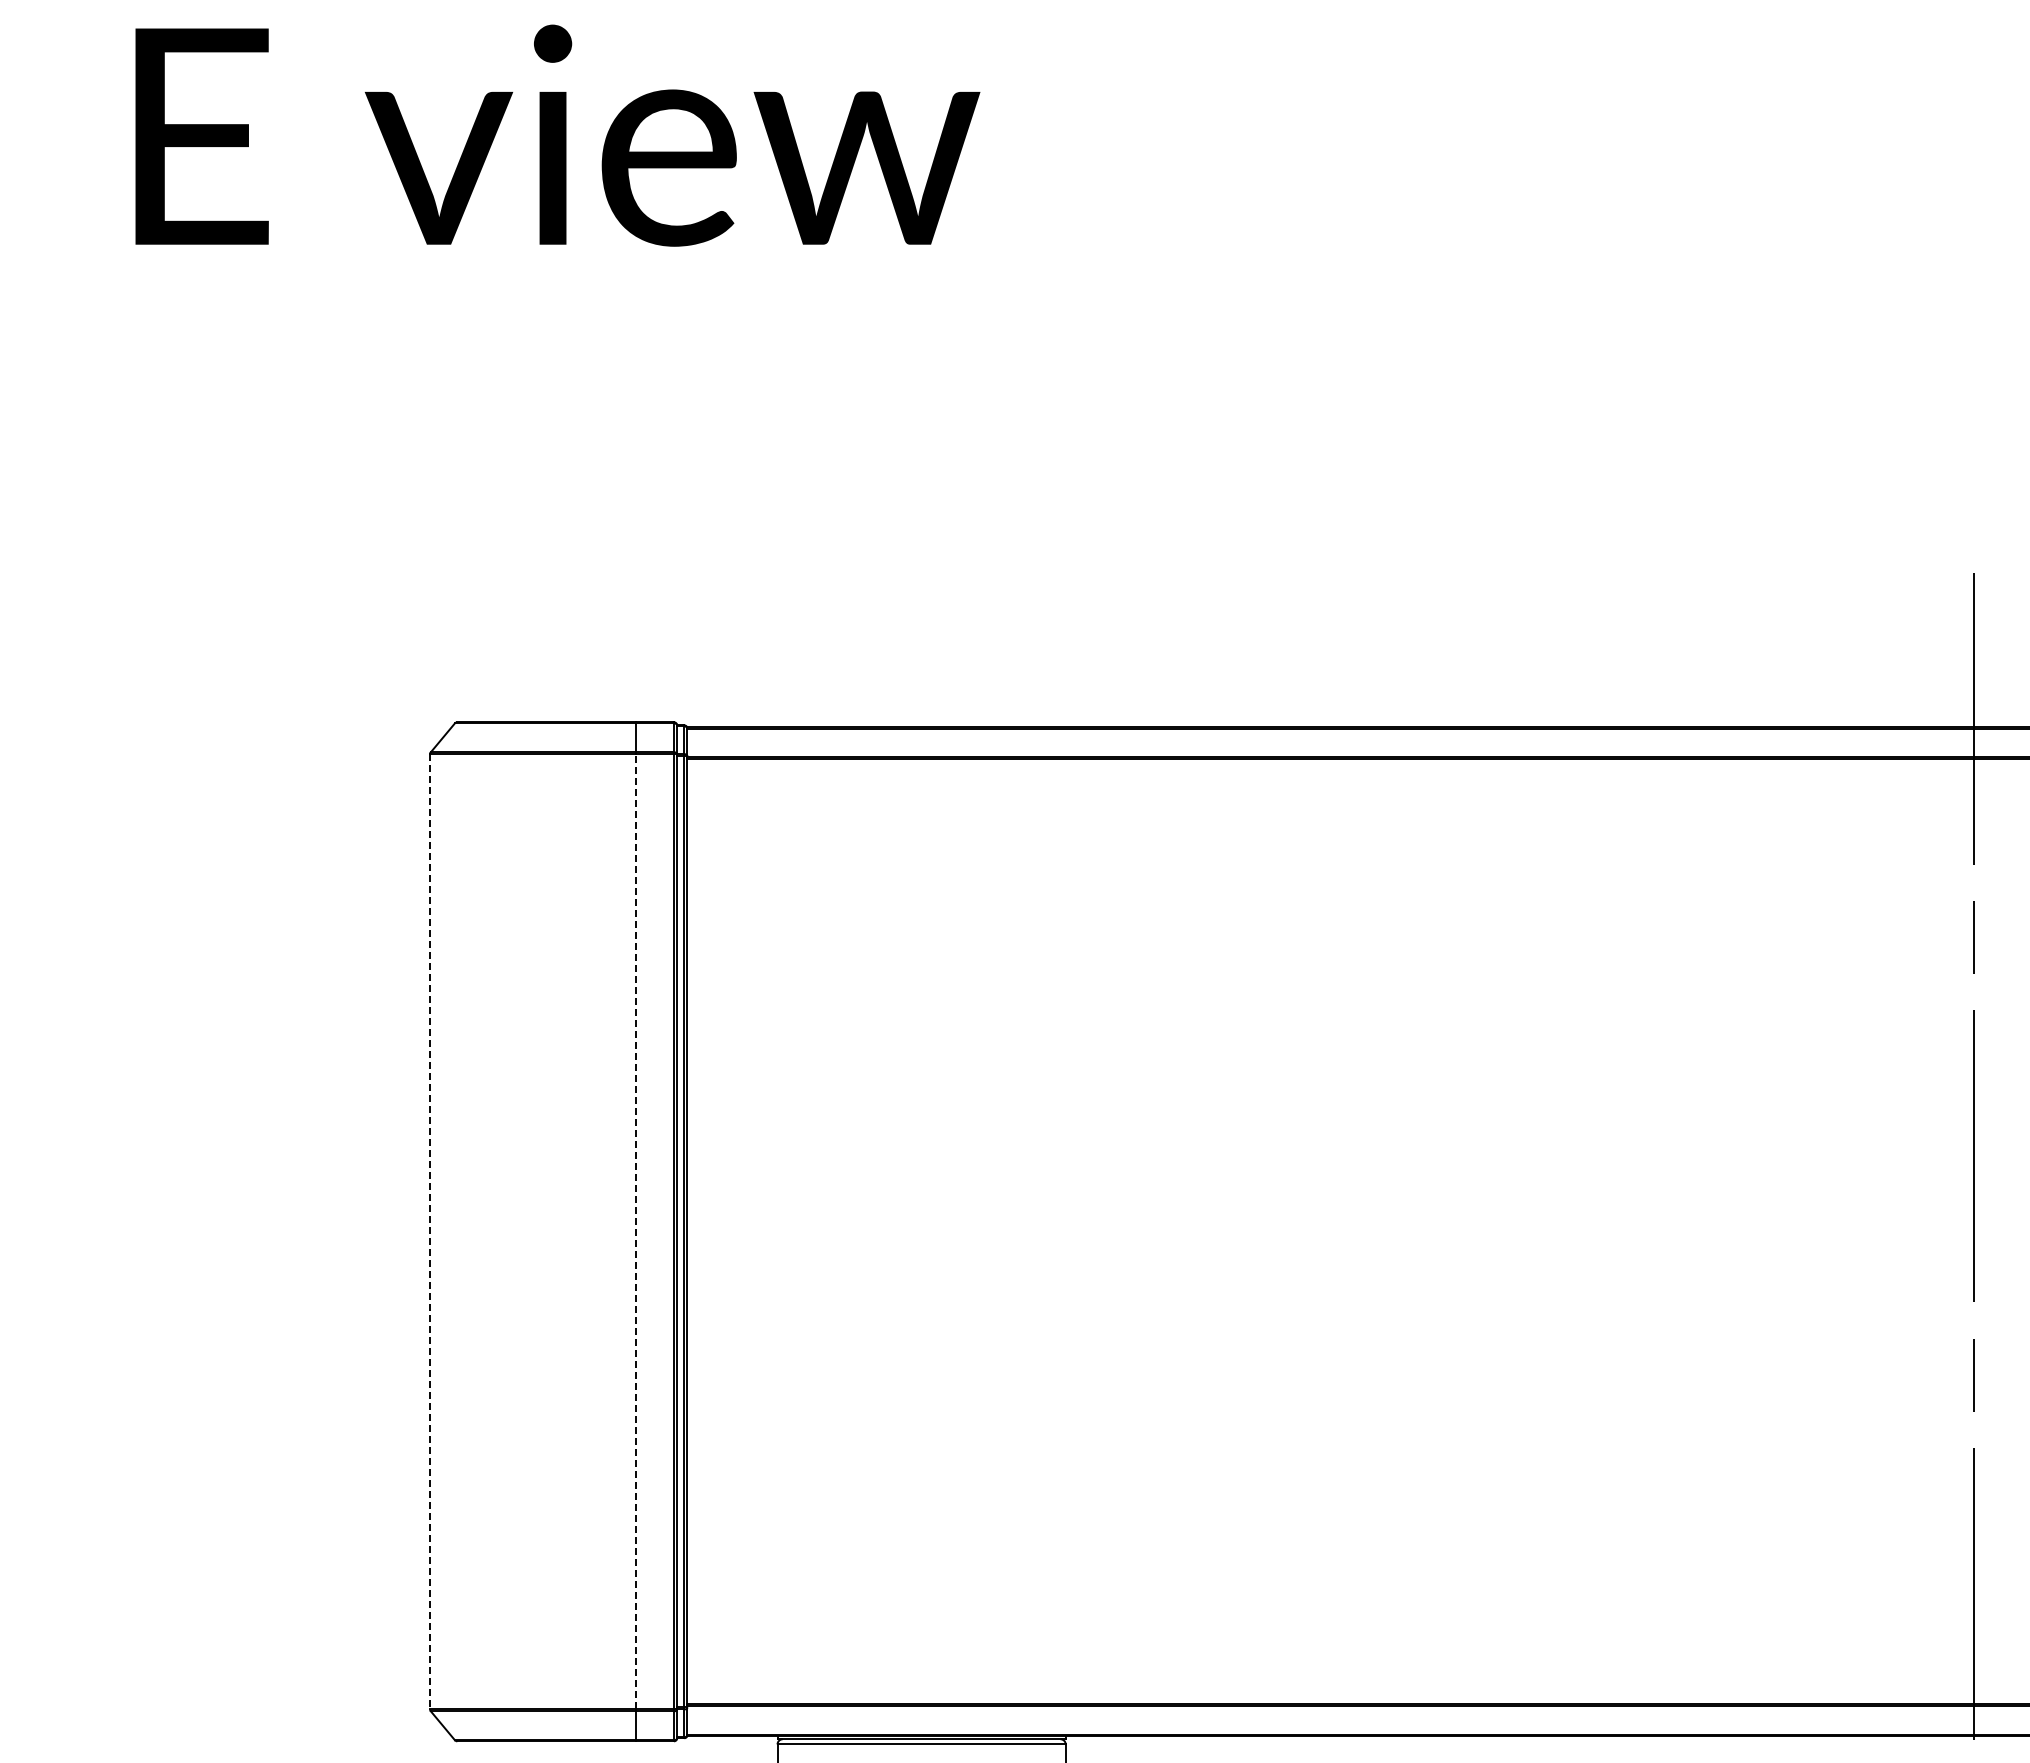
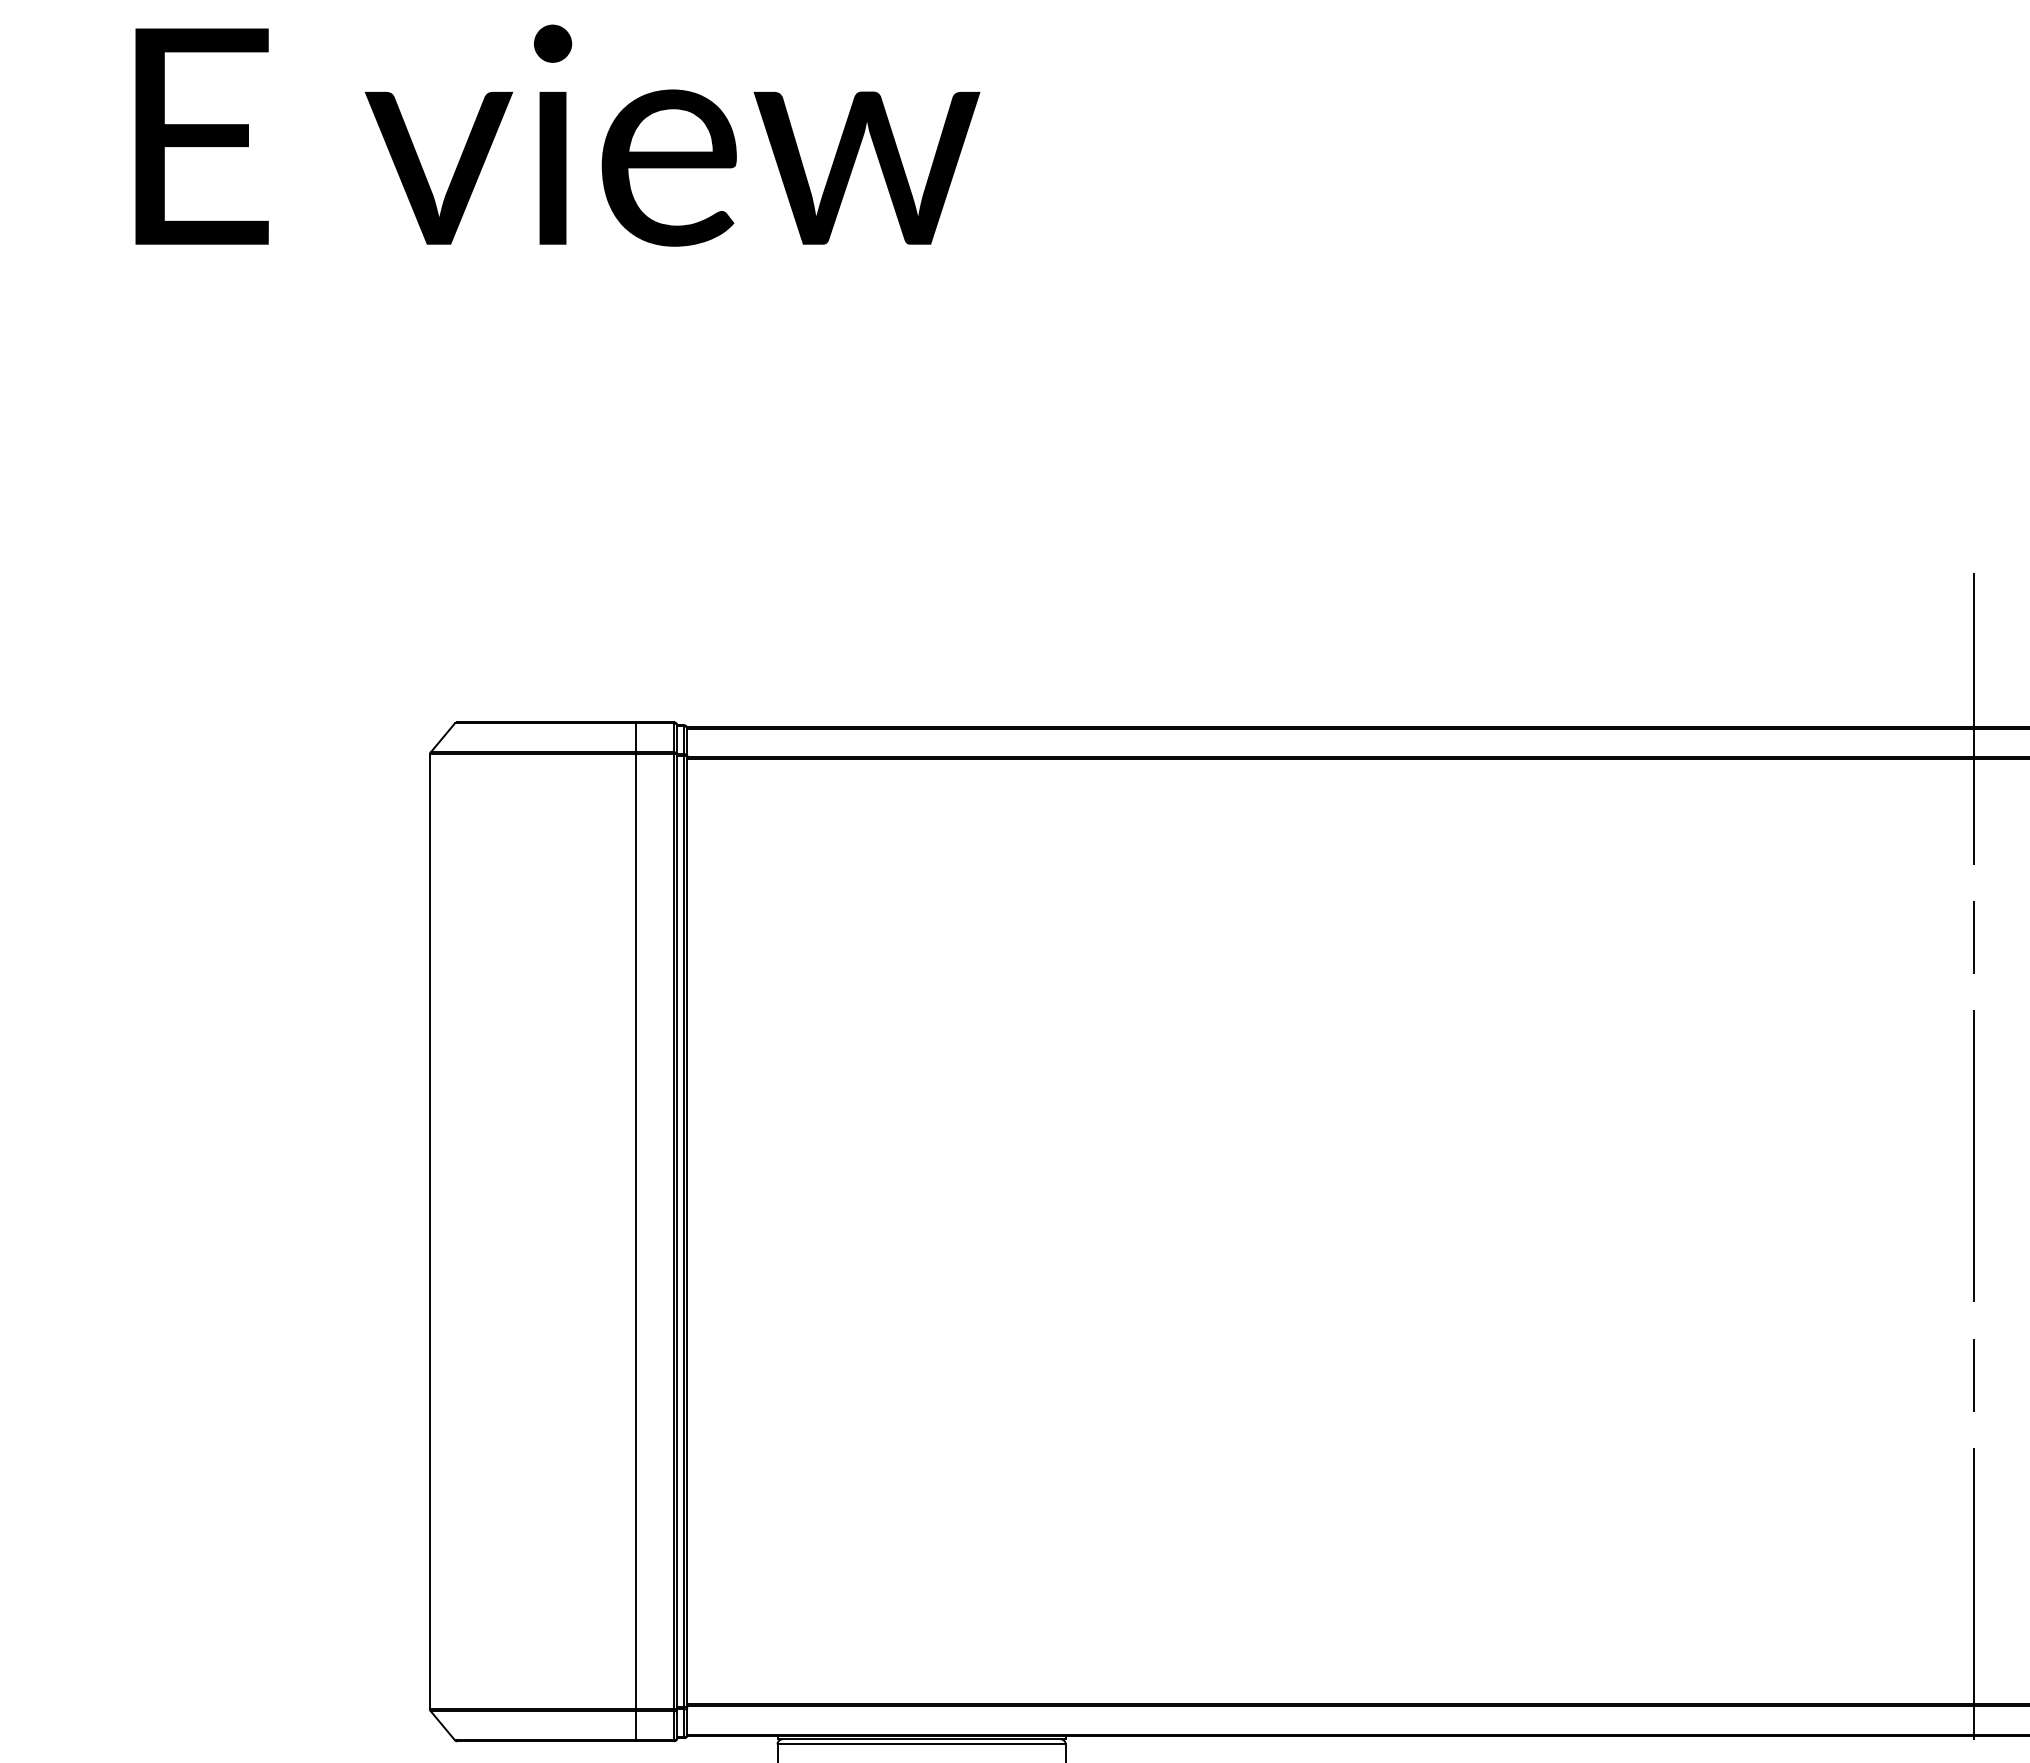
line: dashed -> solid (430, 1231)
line: dashed -> solid (635, 1231)
